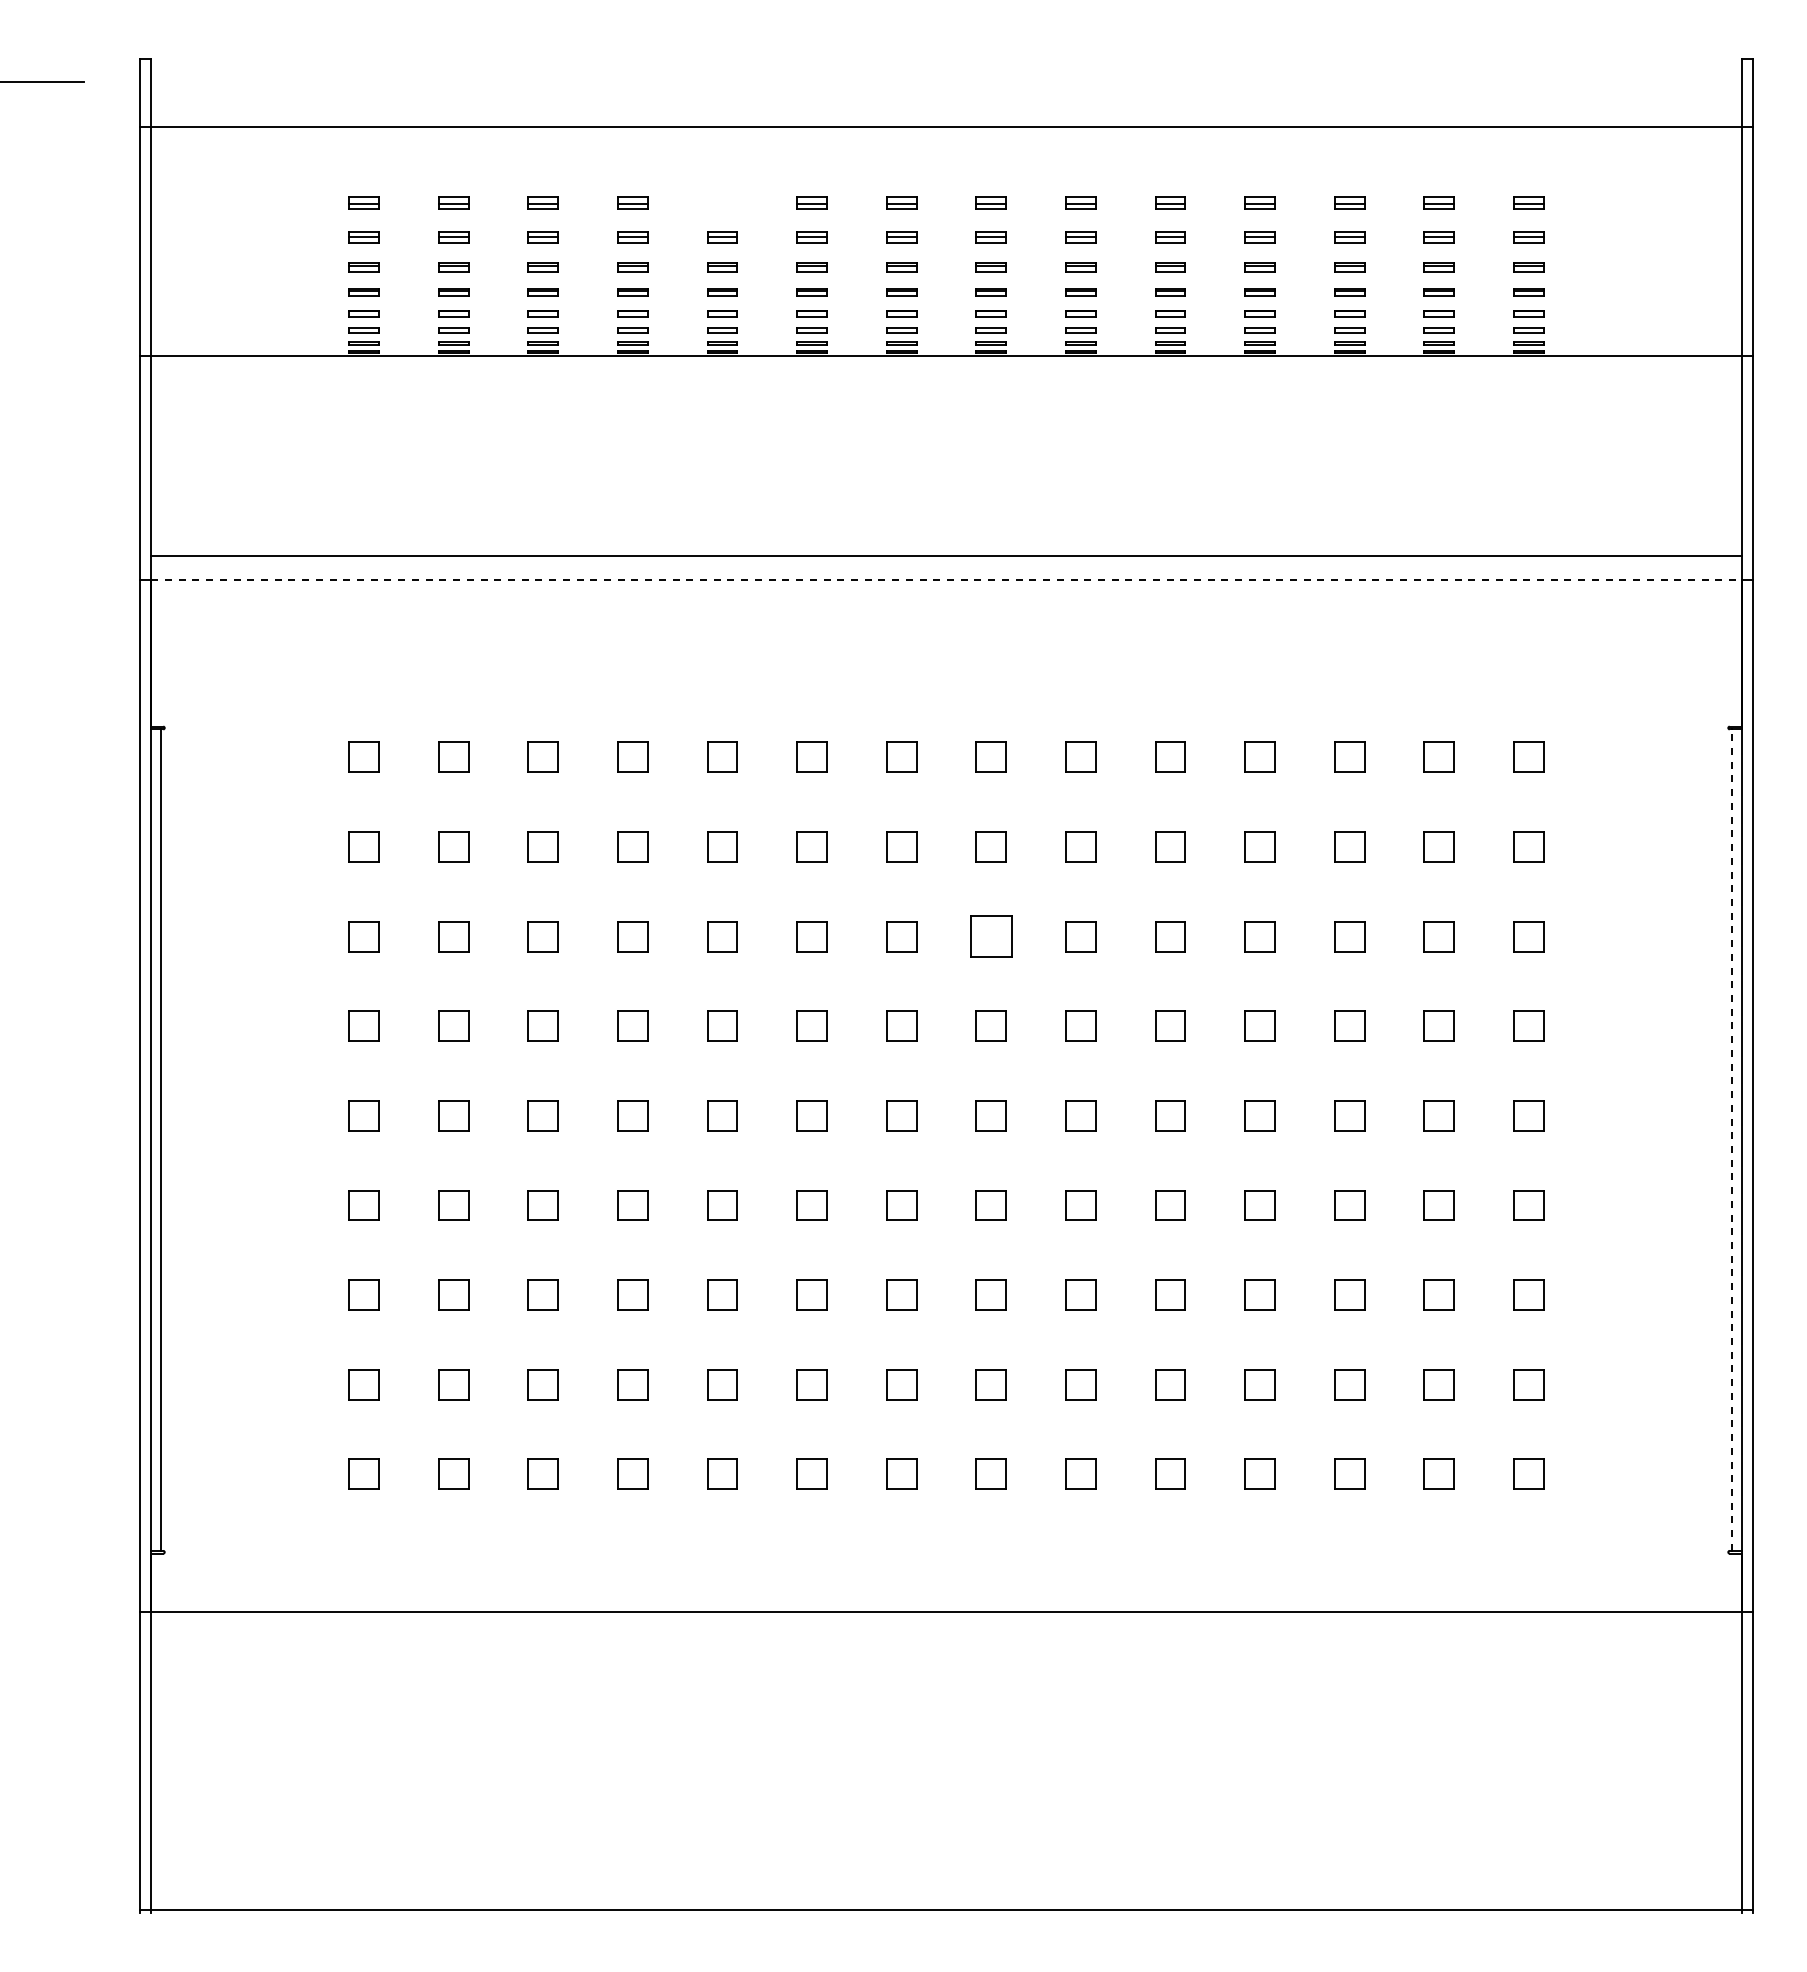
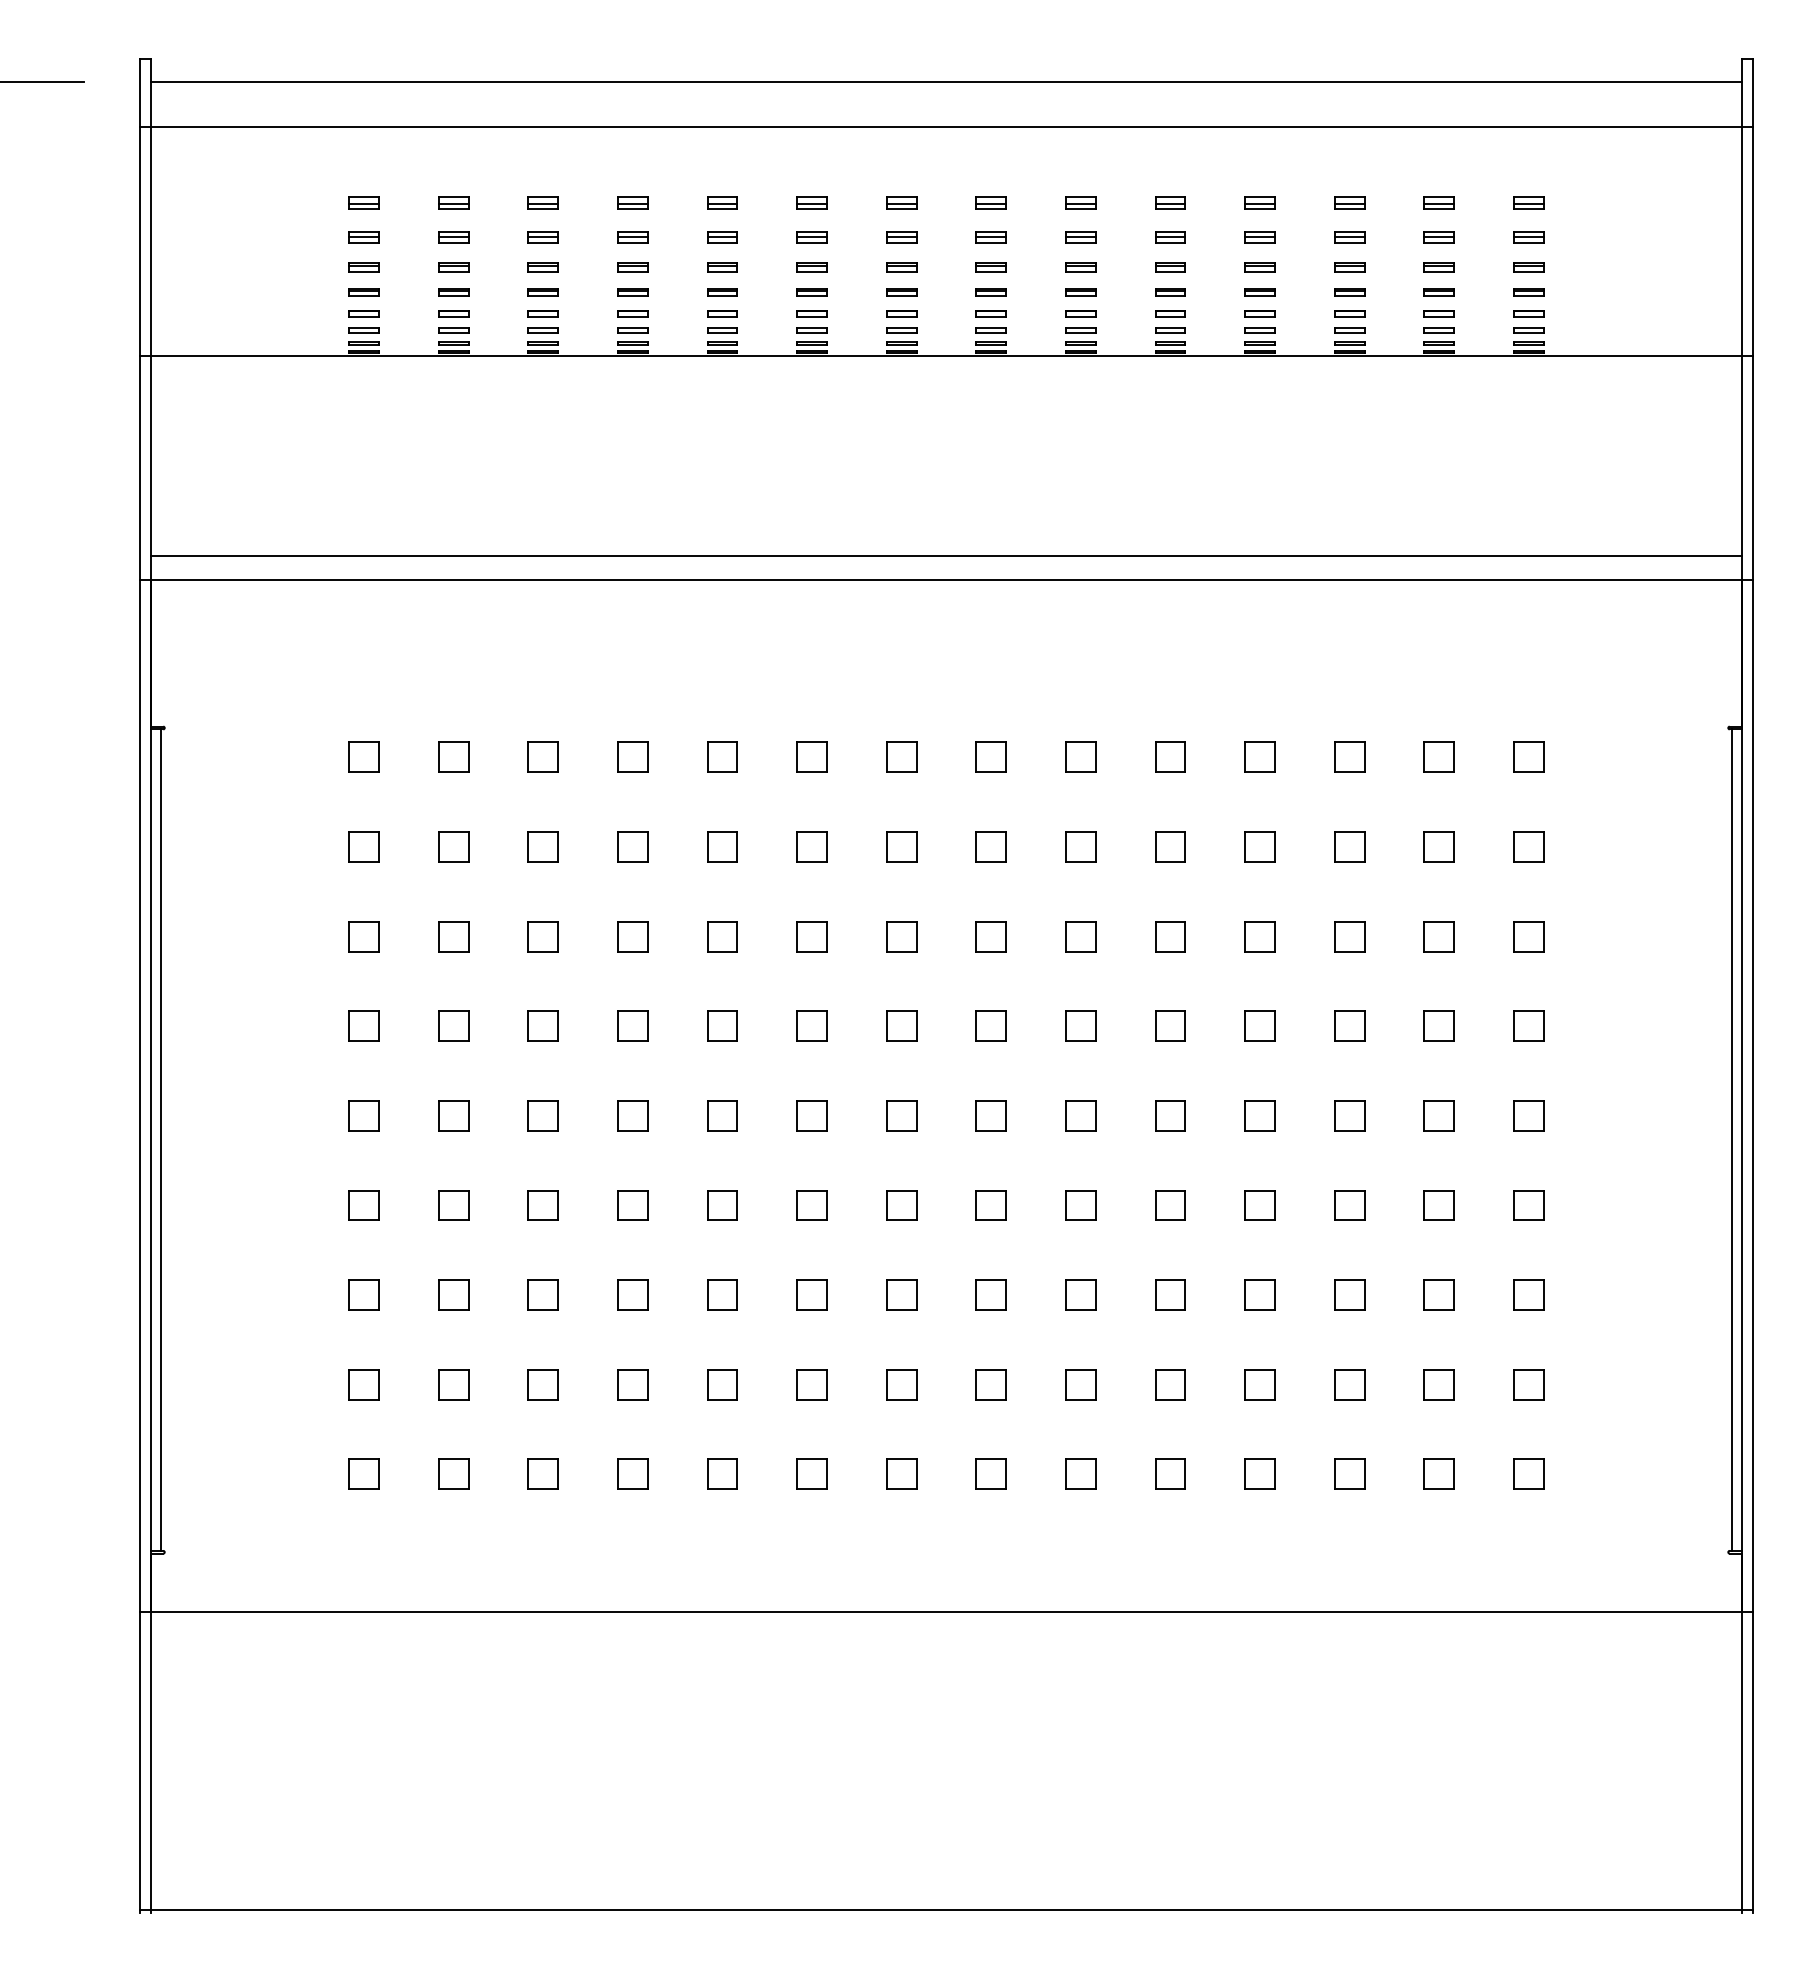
line: none -> present (946, 81)
part: none -> present (722, 202)
line: dashed -> solid (947, 580)
part size: 43x43 px -> 32x32 px (990, 936)
line: dashed -> solid (1732, 1140)
